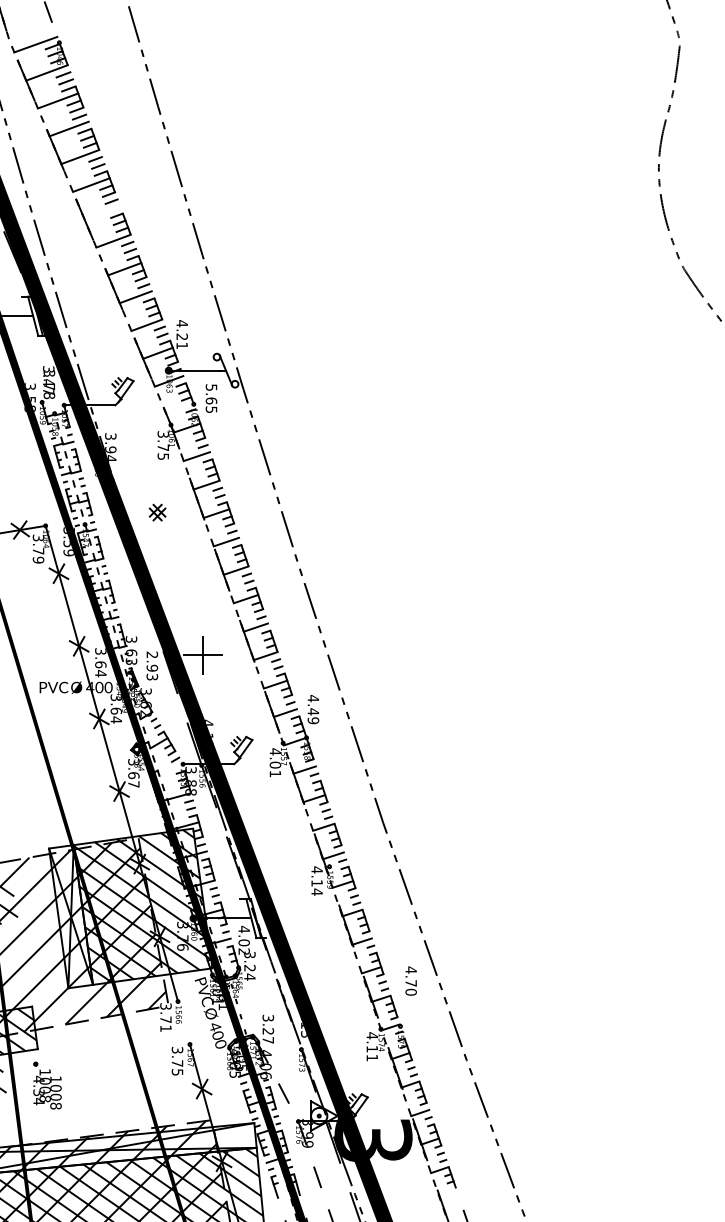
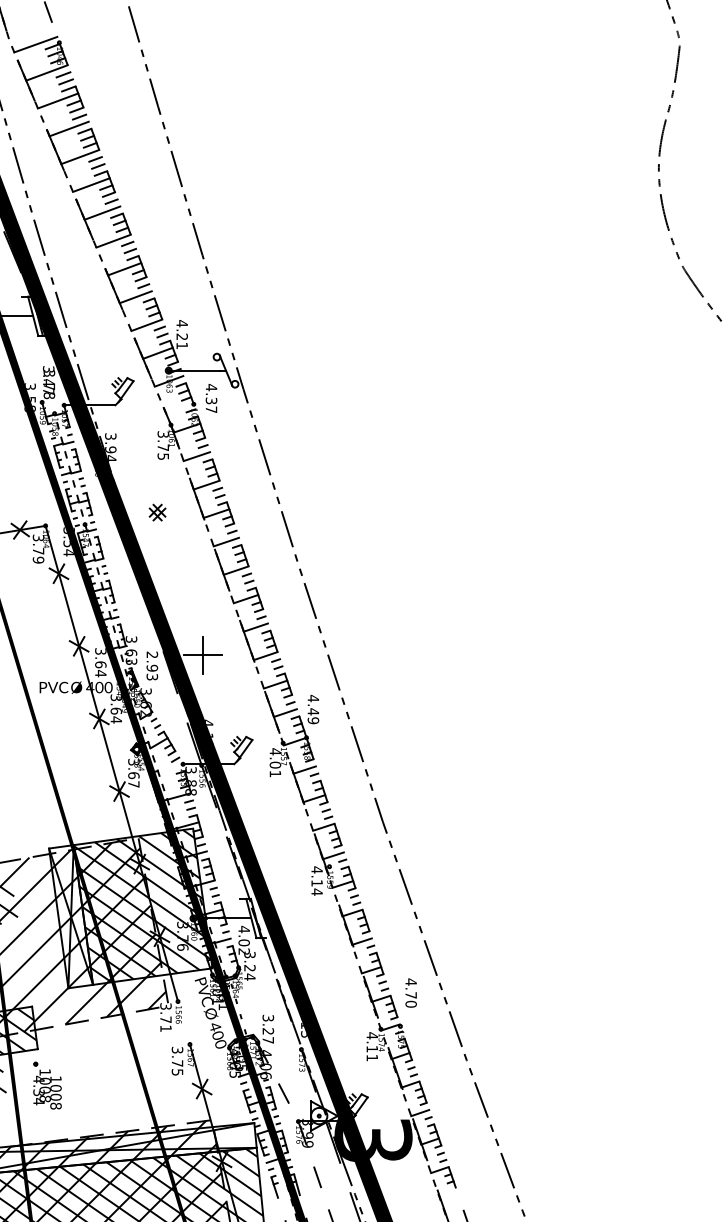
line: none -> present (102, 212)
text: 5.65 -> 4.37 (211, 397)
text: 3.59 -> 3.54 (68, 552)
text position: (410, 980) -> (410, 992) (410, 992)
